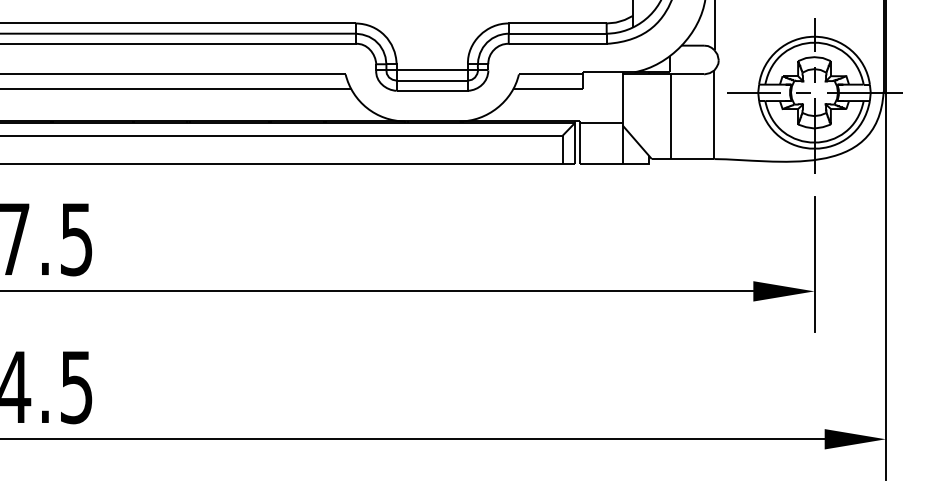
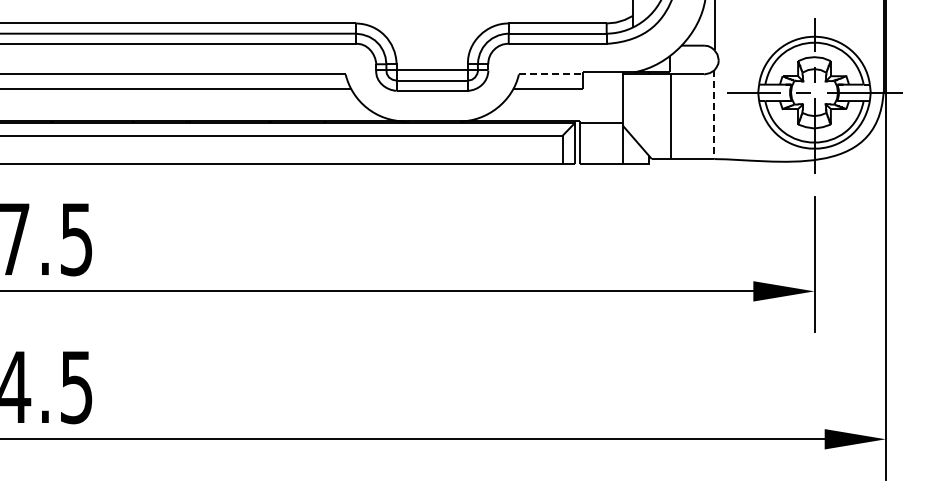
line: solid -> dashed (551, 74)
line: solid -> dashed (714, 115)
